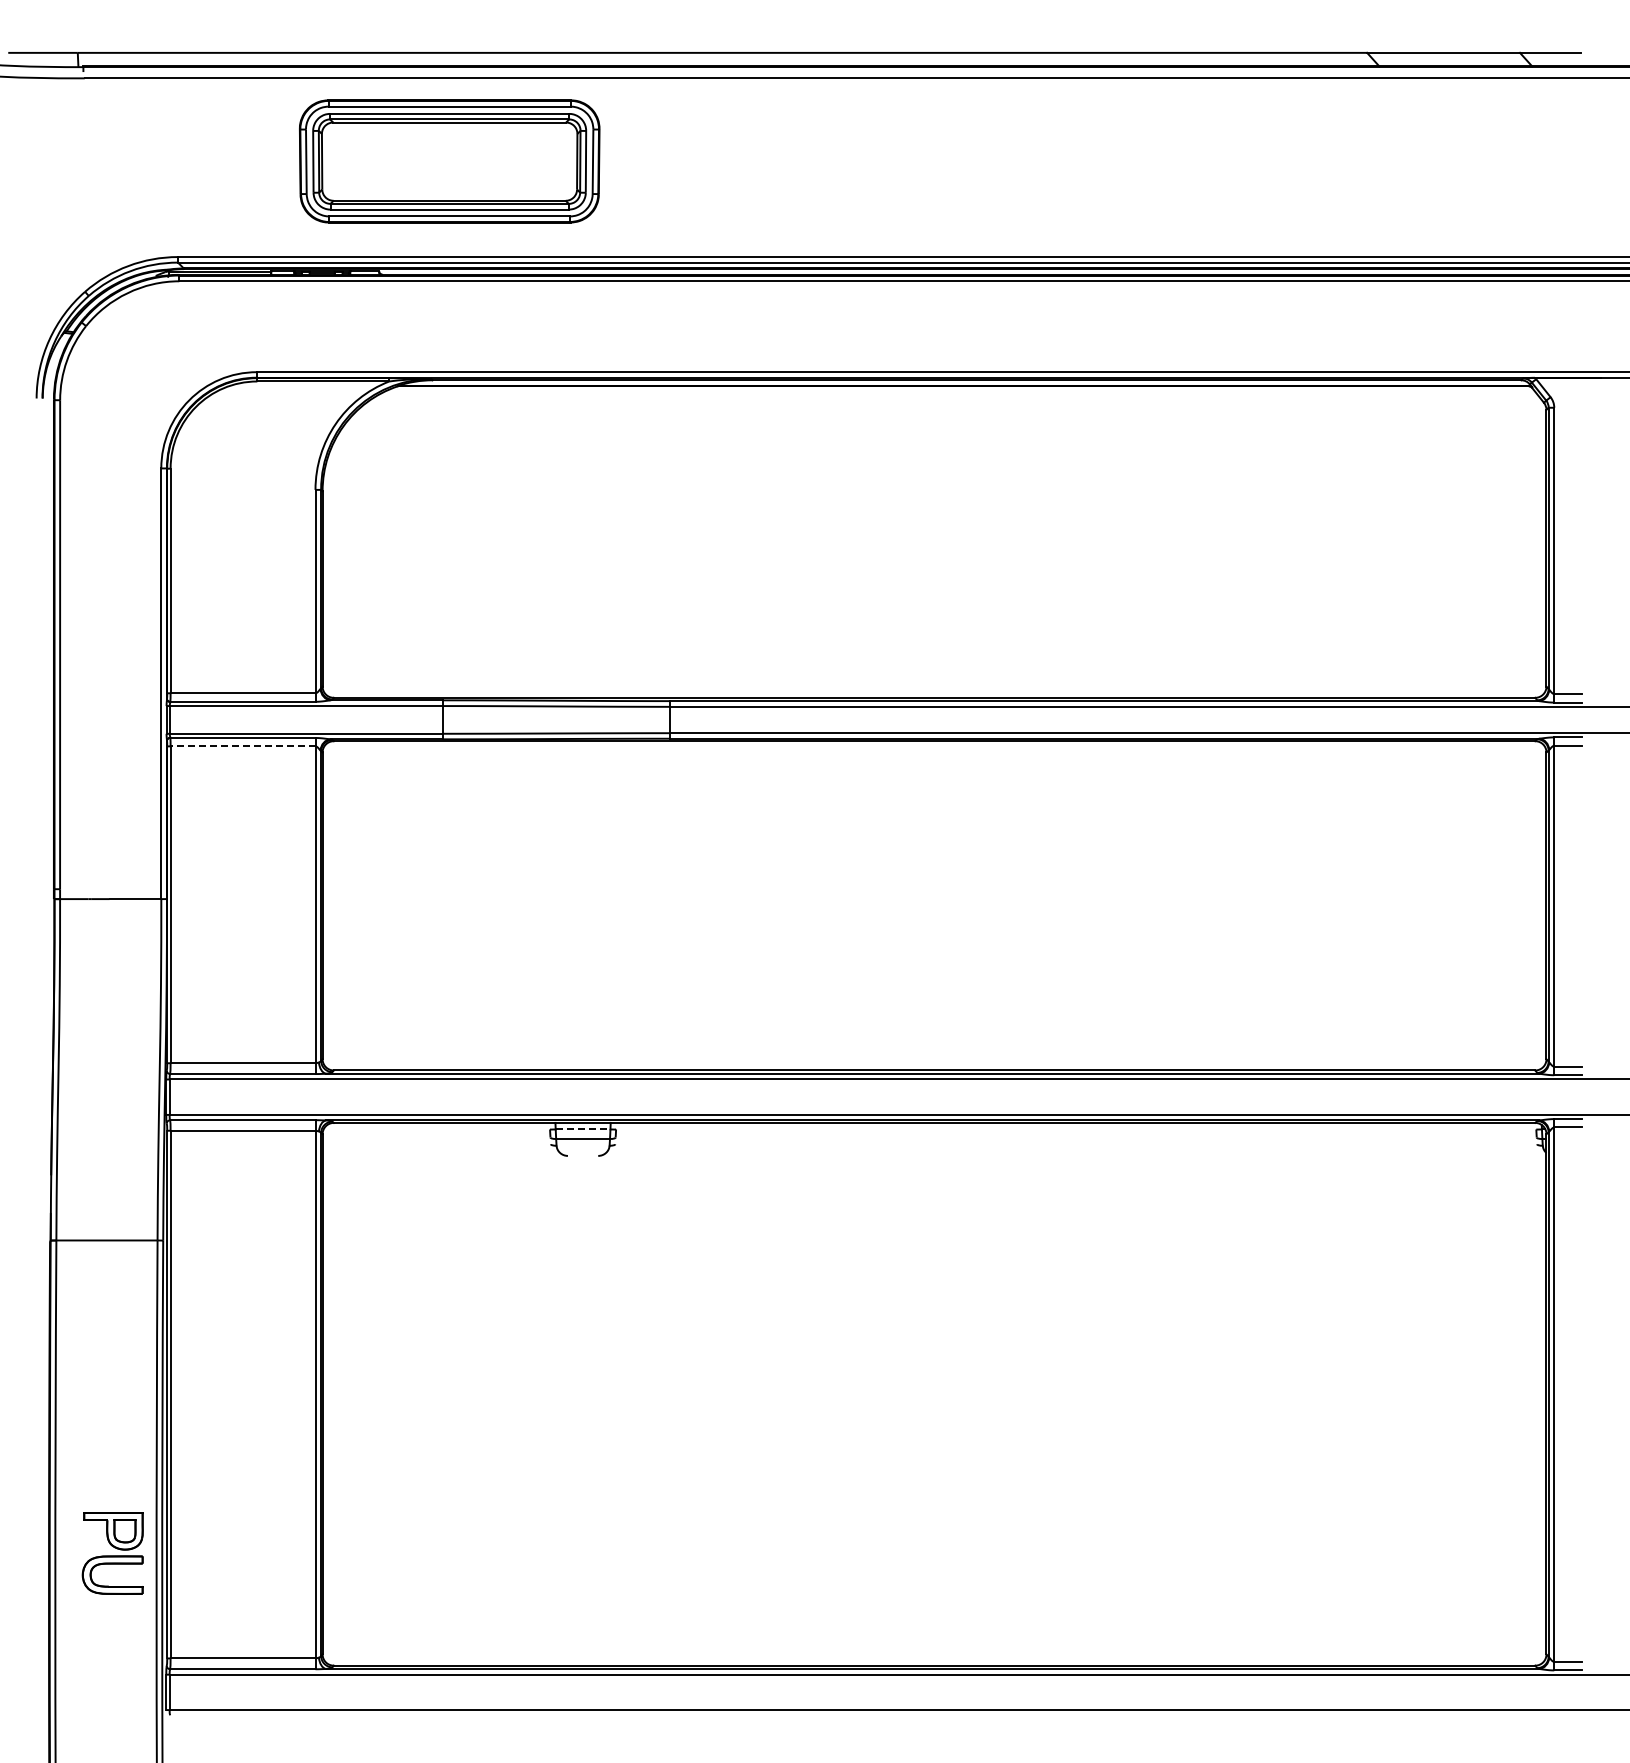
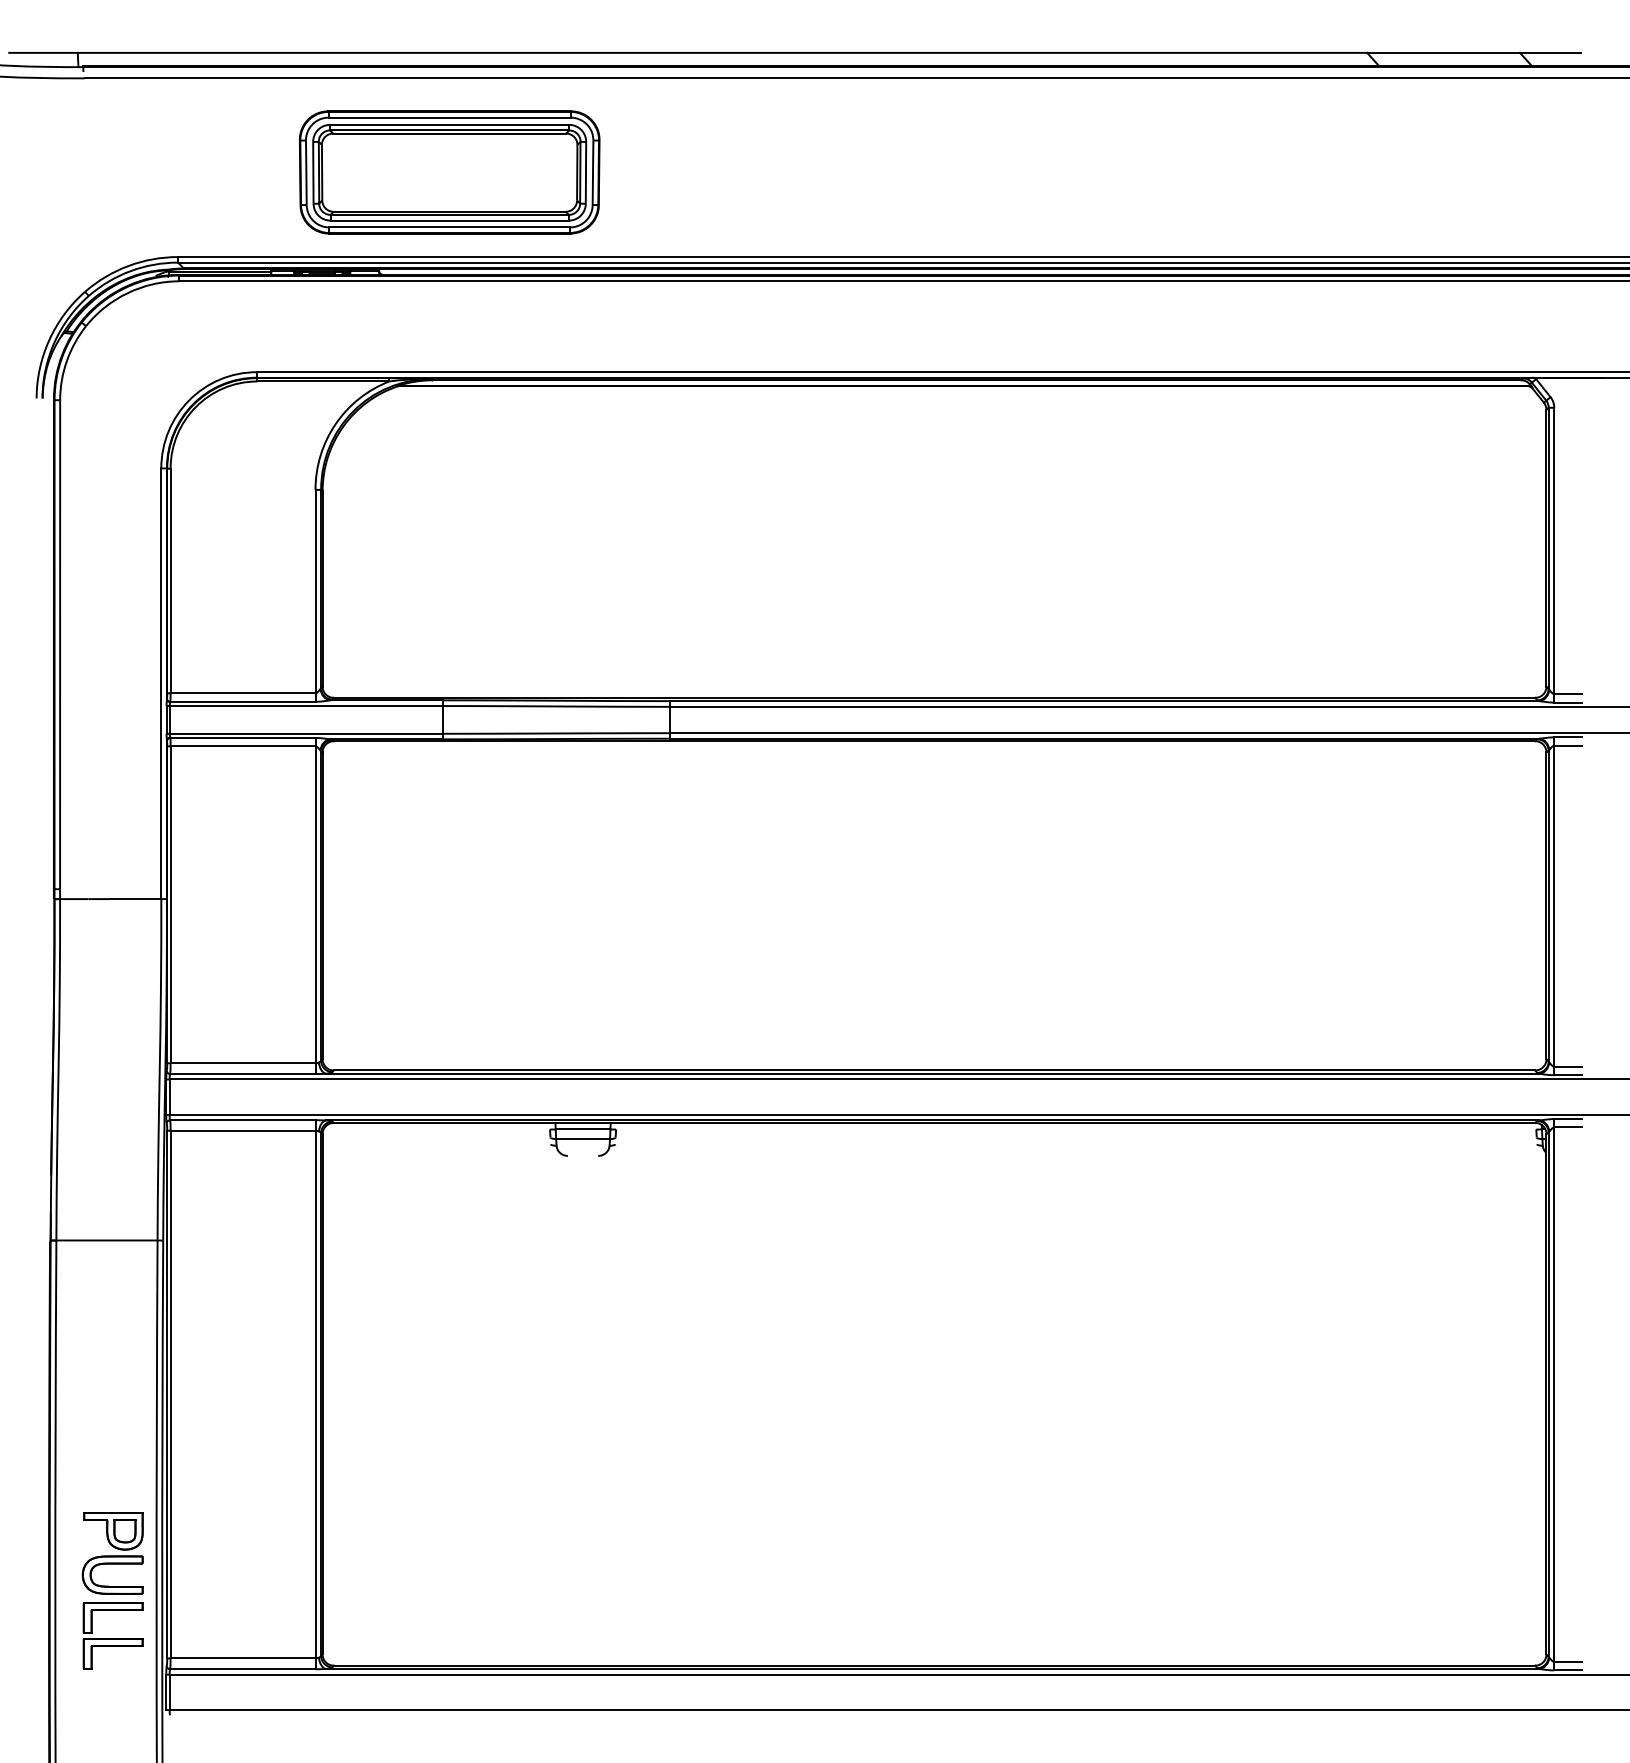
part position: (449, 161) -> (449, 172) (449, 172)
line: dashed -> solid (242, 746)
line: dashed -> solid (583, 1129)
part: none -> present (112, 1635)
